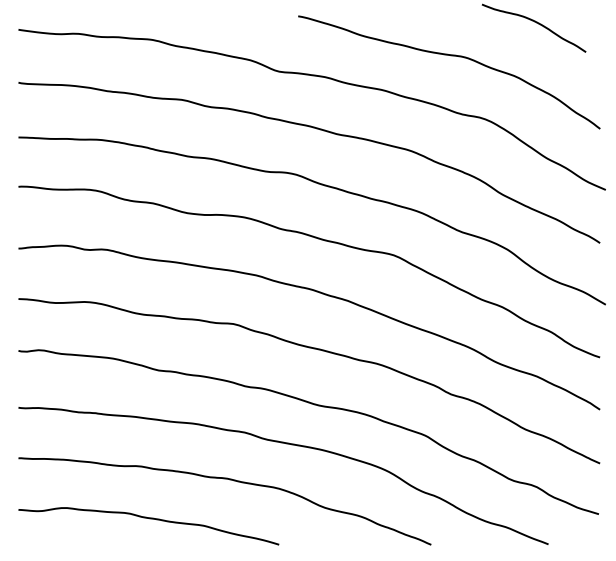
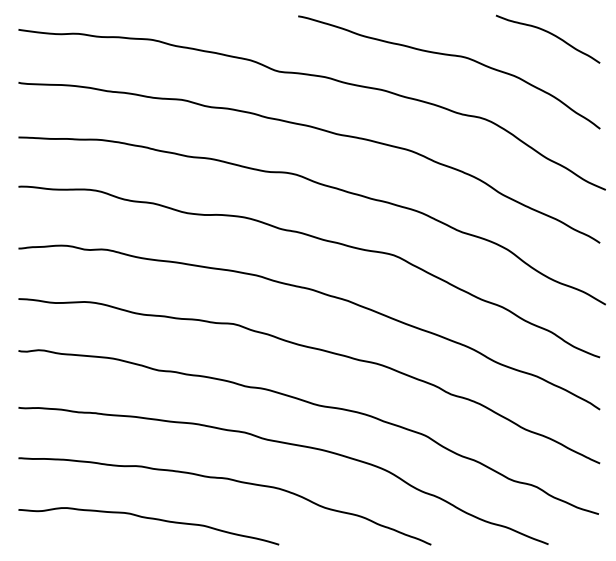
curve position: (536, 23) -> (550, 34) (550, 34)
